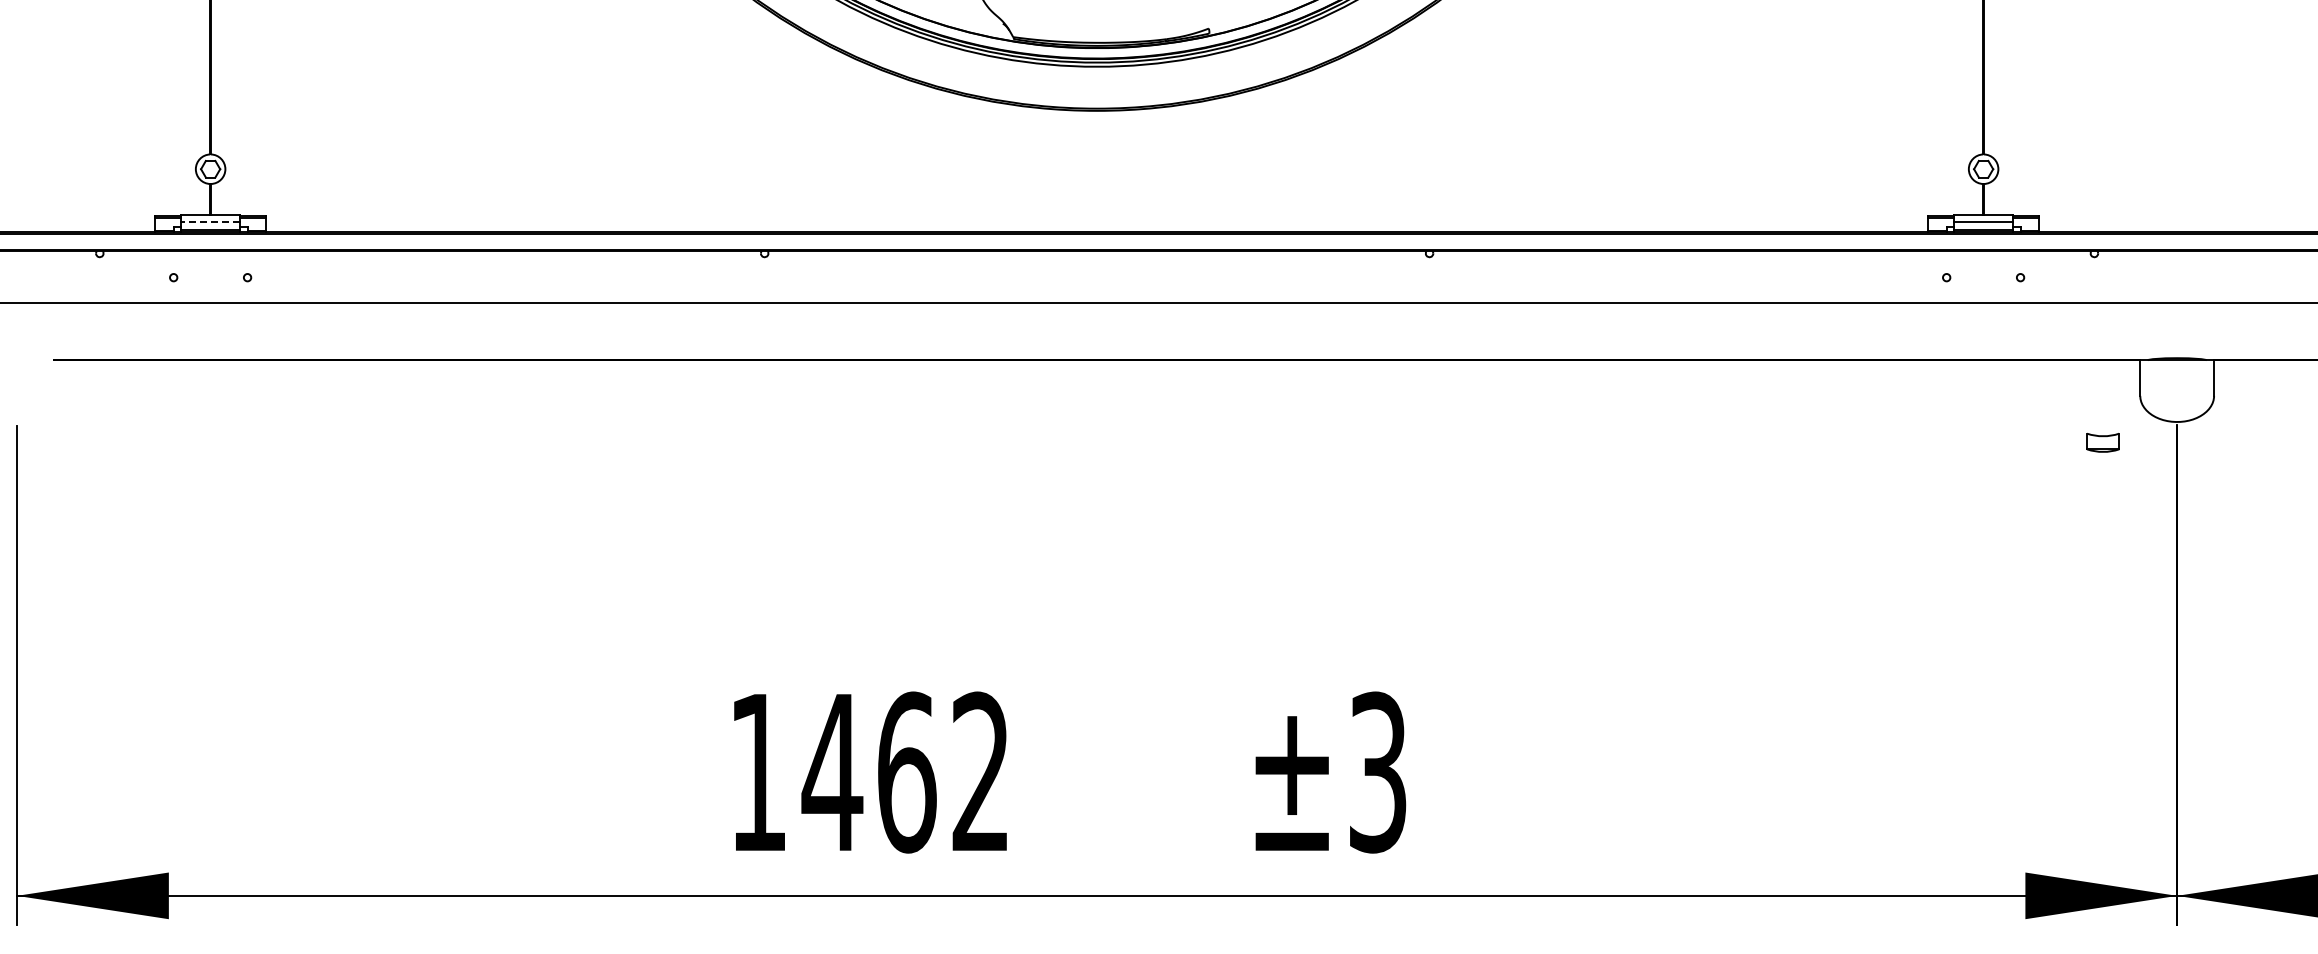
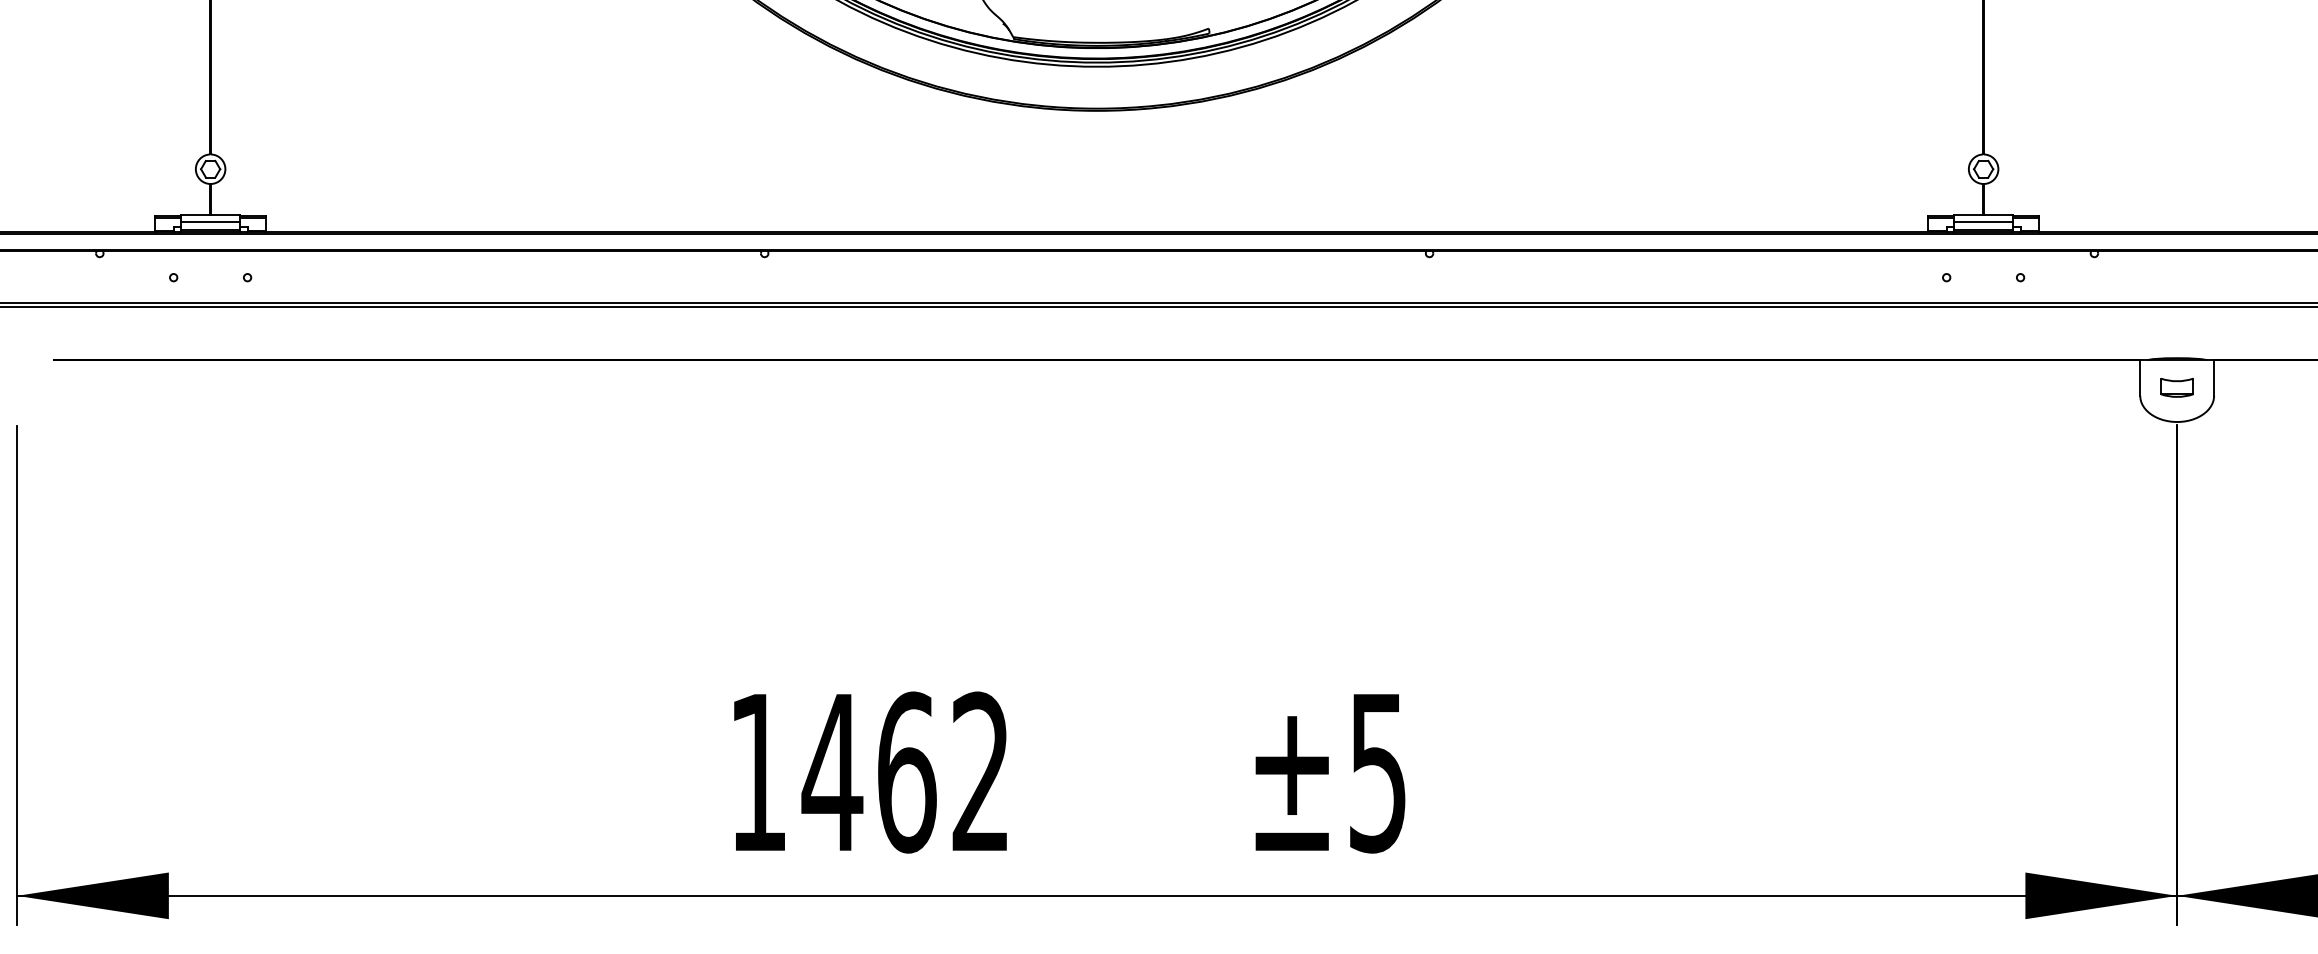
line: dashed -> solid (210, 222)
line: none -> present (1158, 306)
part position: (2102, 442) -> (2176, 387) (2176, 387)
text: ±3 -> ±5 (1378, 772)
